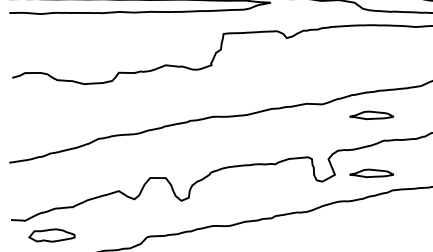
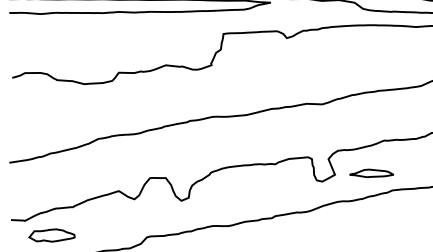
part: present -> none (371, 115)
